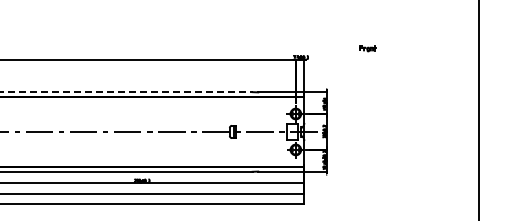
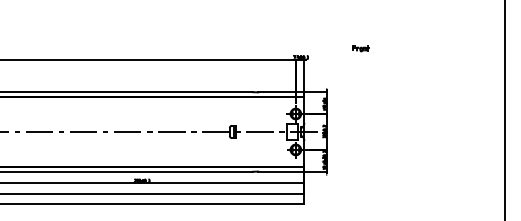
part position: (367, 48) -> (360, 48) (360, 48)
line: dashed -> solid (126, 92)
line position: (479, 109) -> (505, 109) (505, 109)
